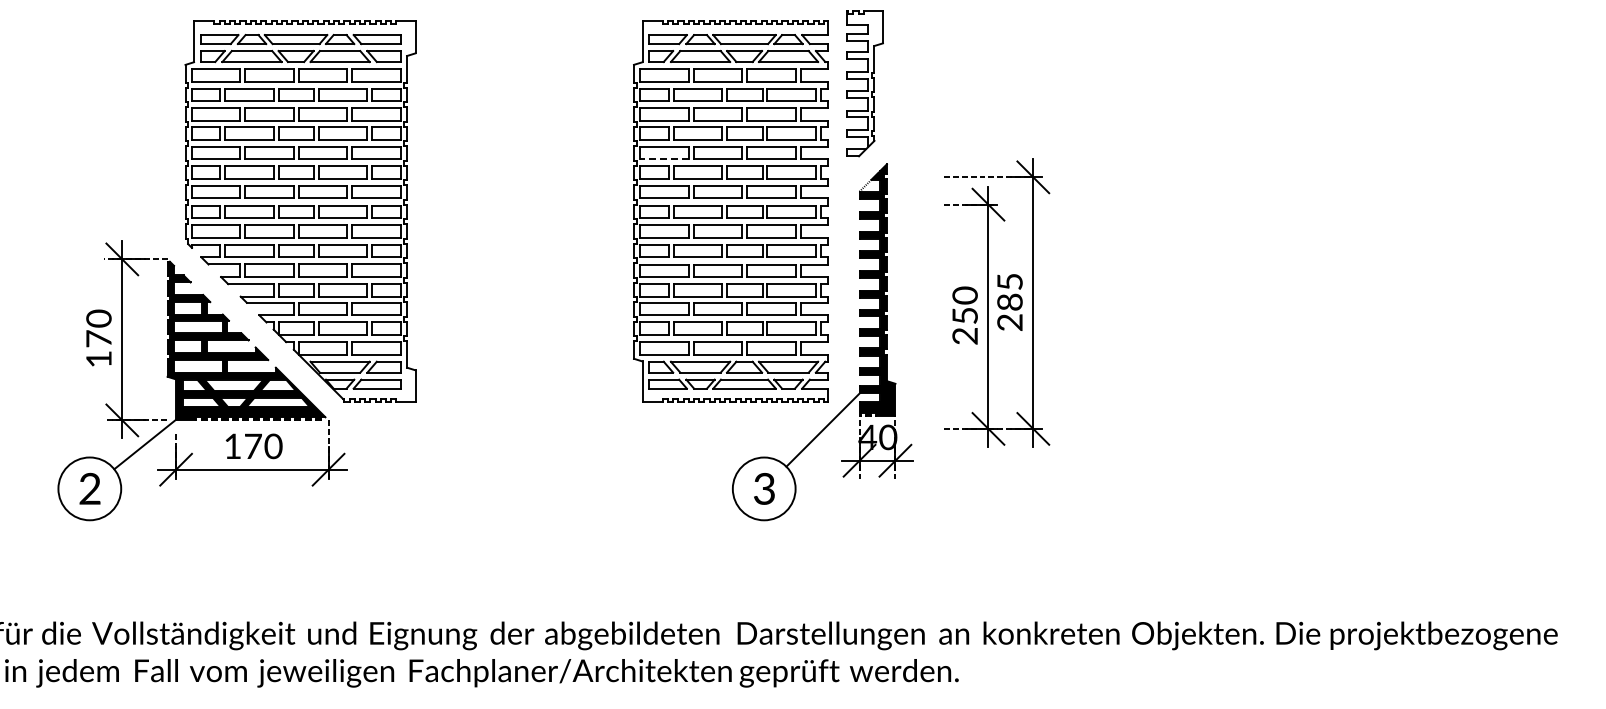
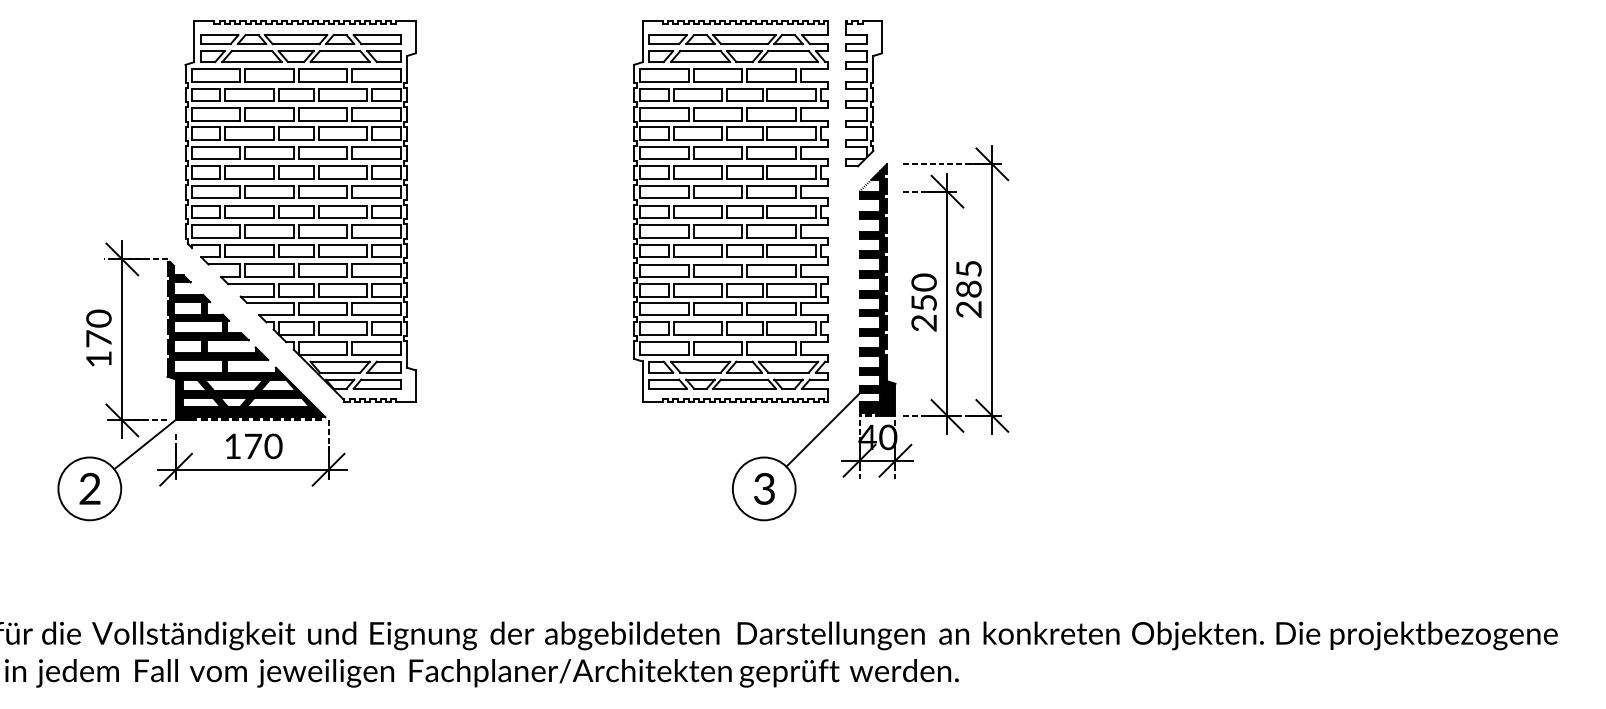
part position: (864, 83) -> (863, 93) (863, 93)
line: dashed -> solid (664, 159)
part position: (997, 302) -> (956, 289) (956, 289)
